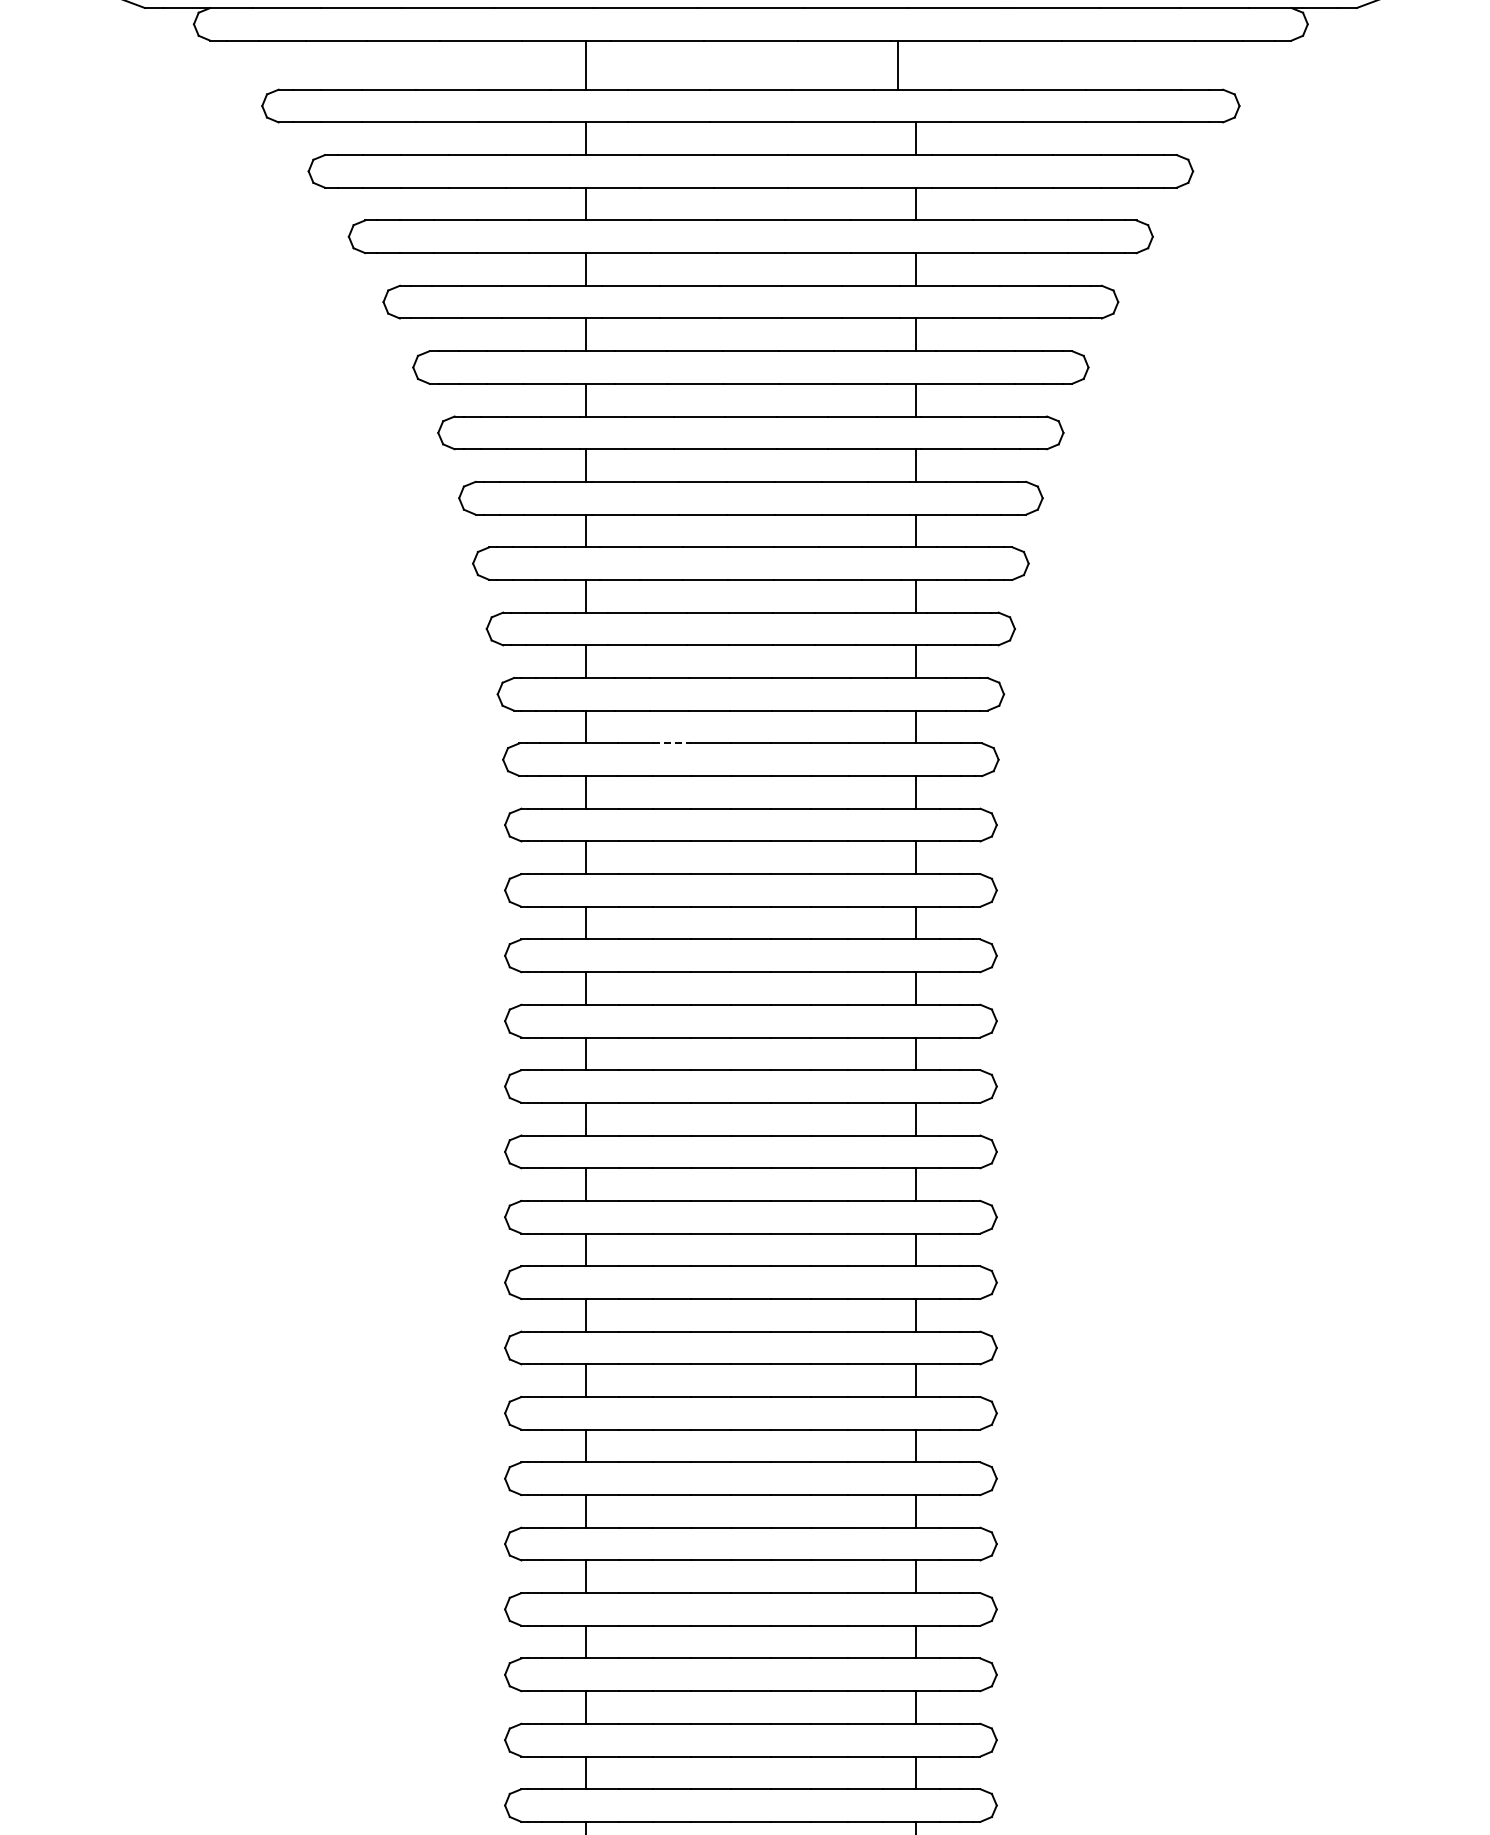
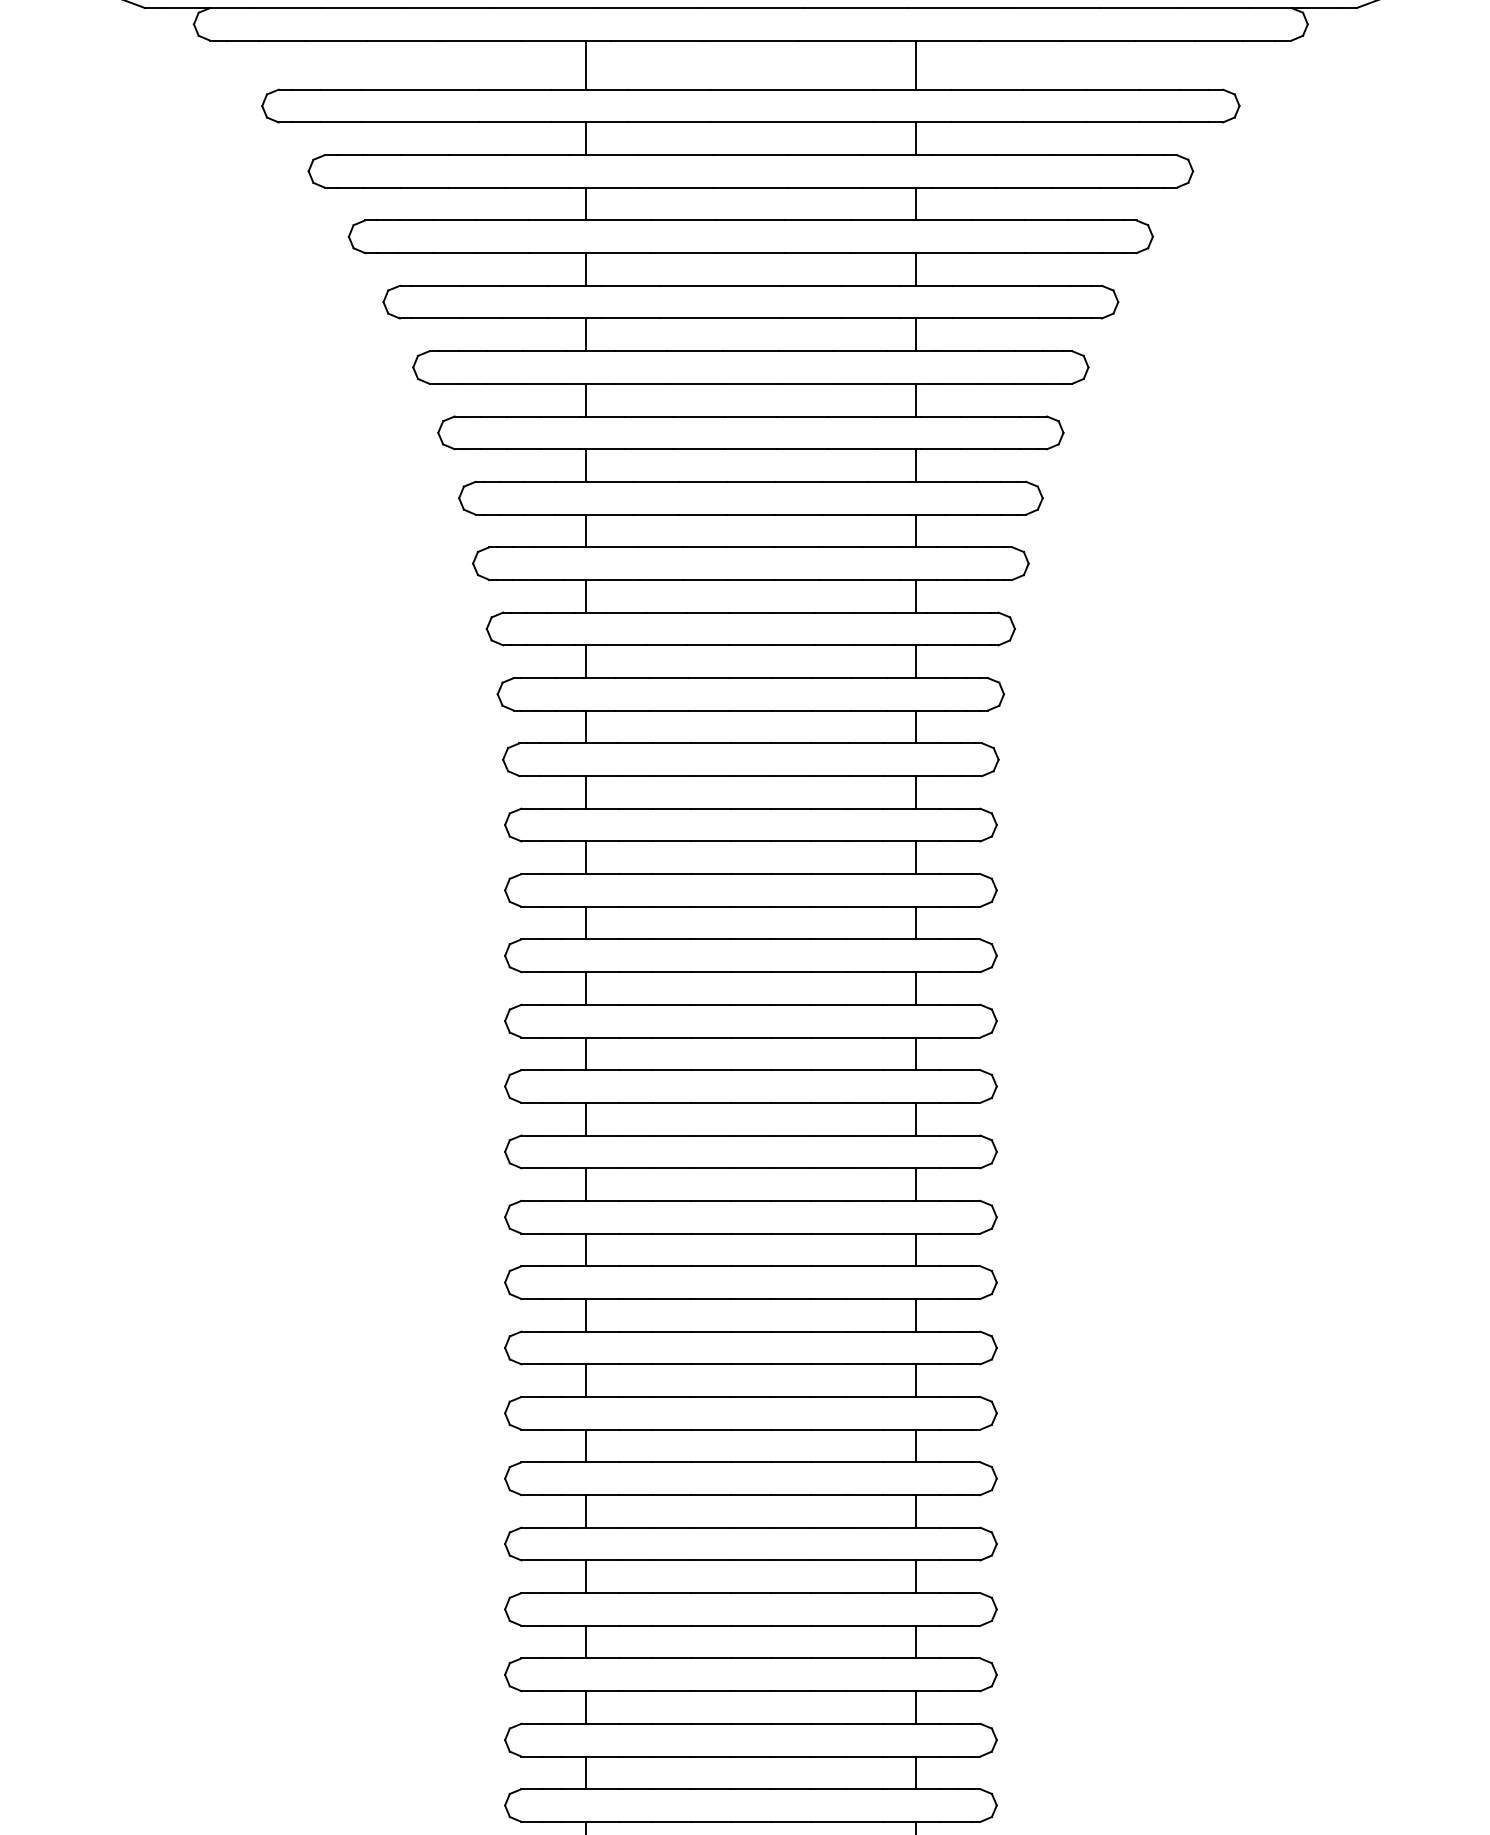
line position: (897, 64) -> (915, 64) (915, 64)
line: dashed -> solid (671, 743)
